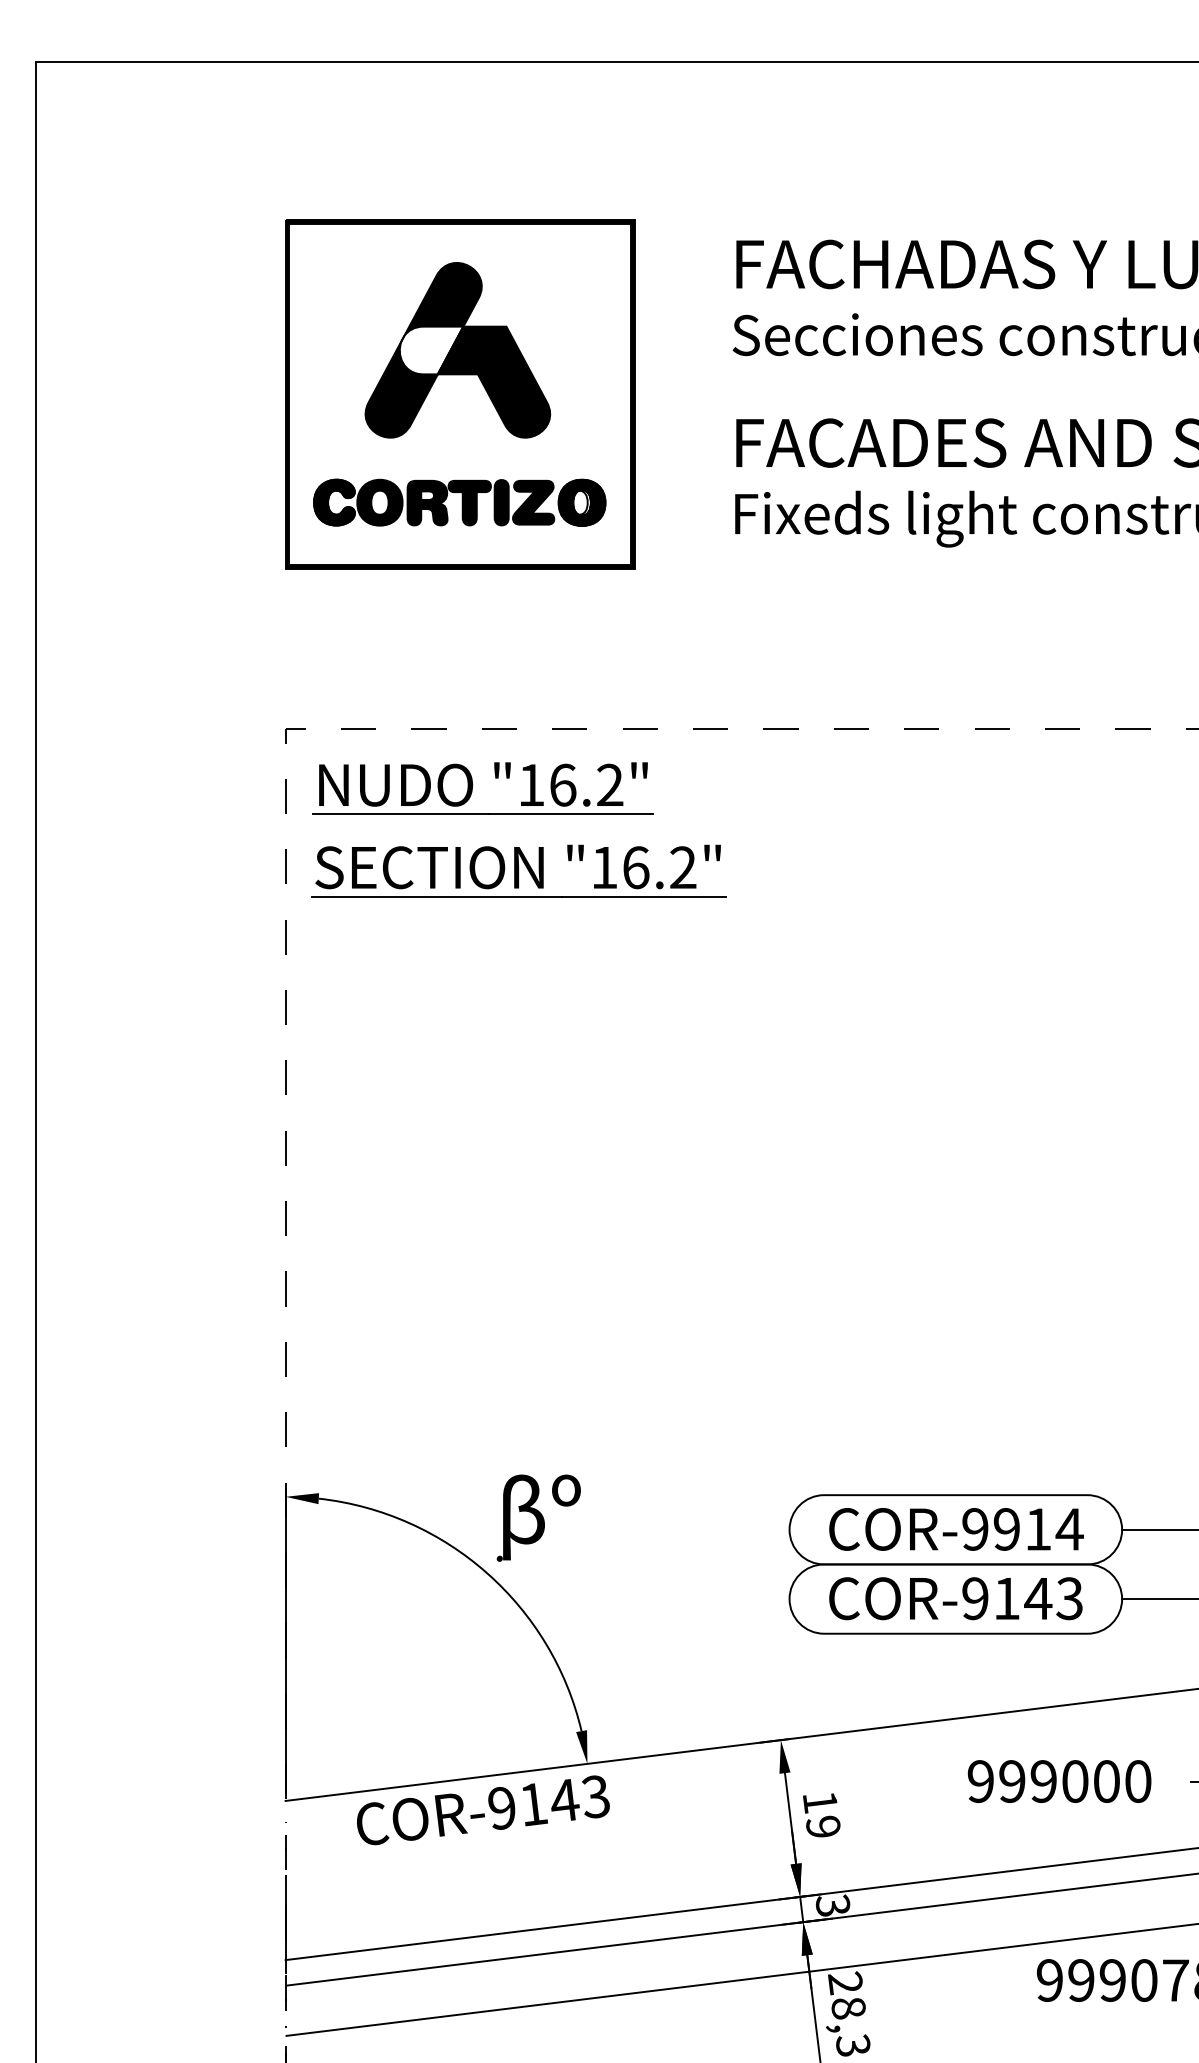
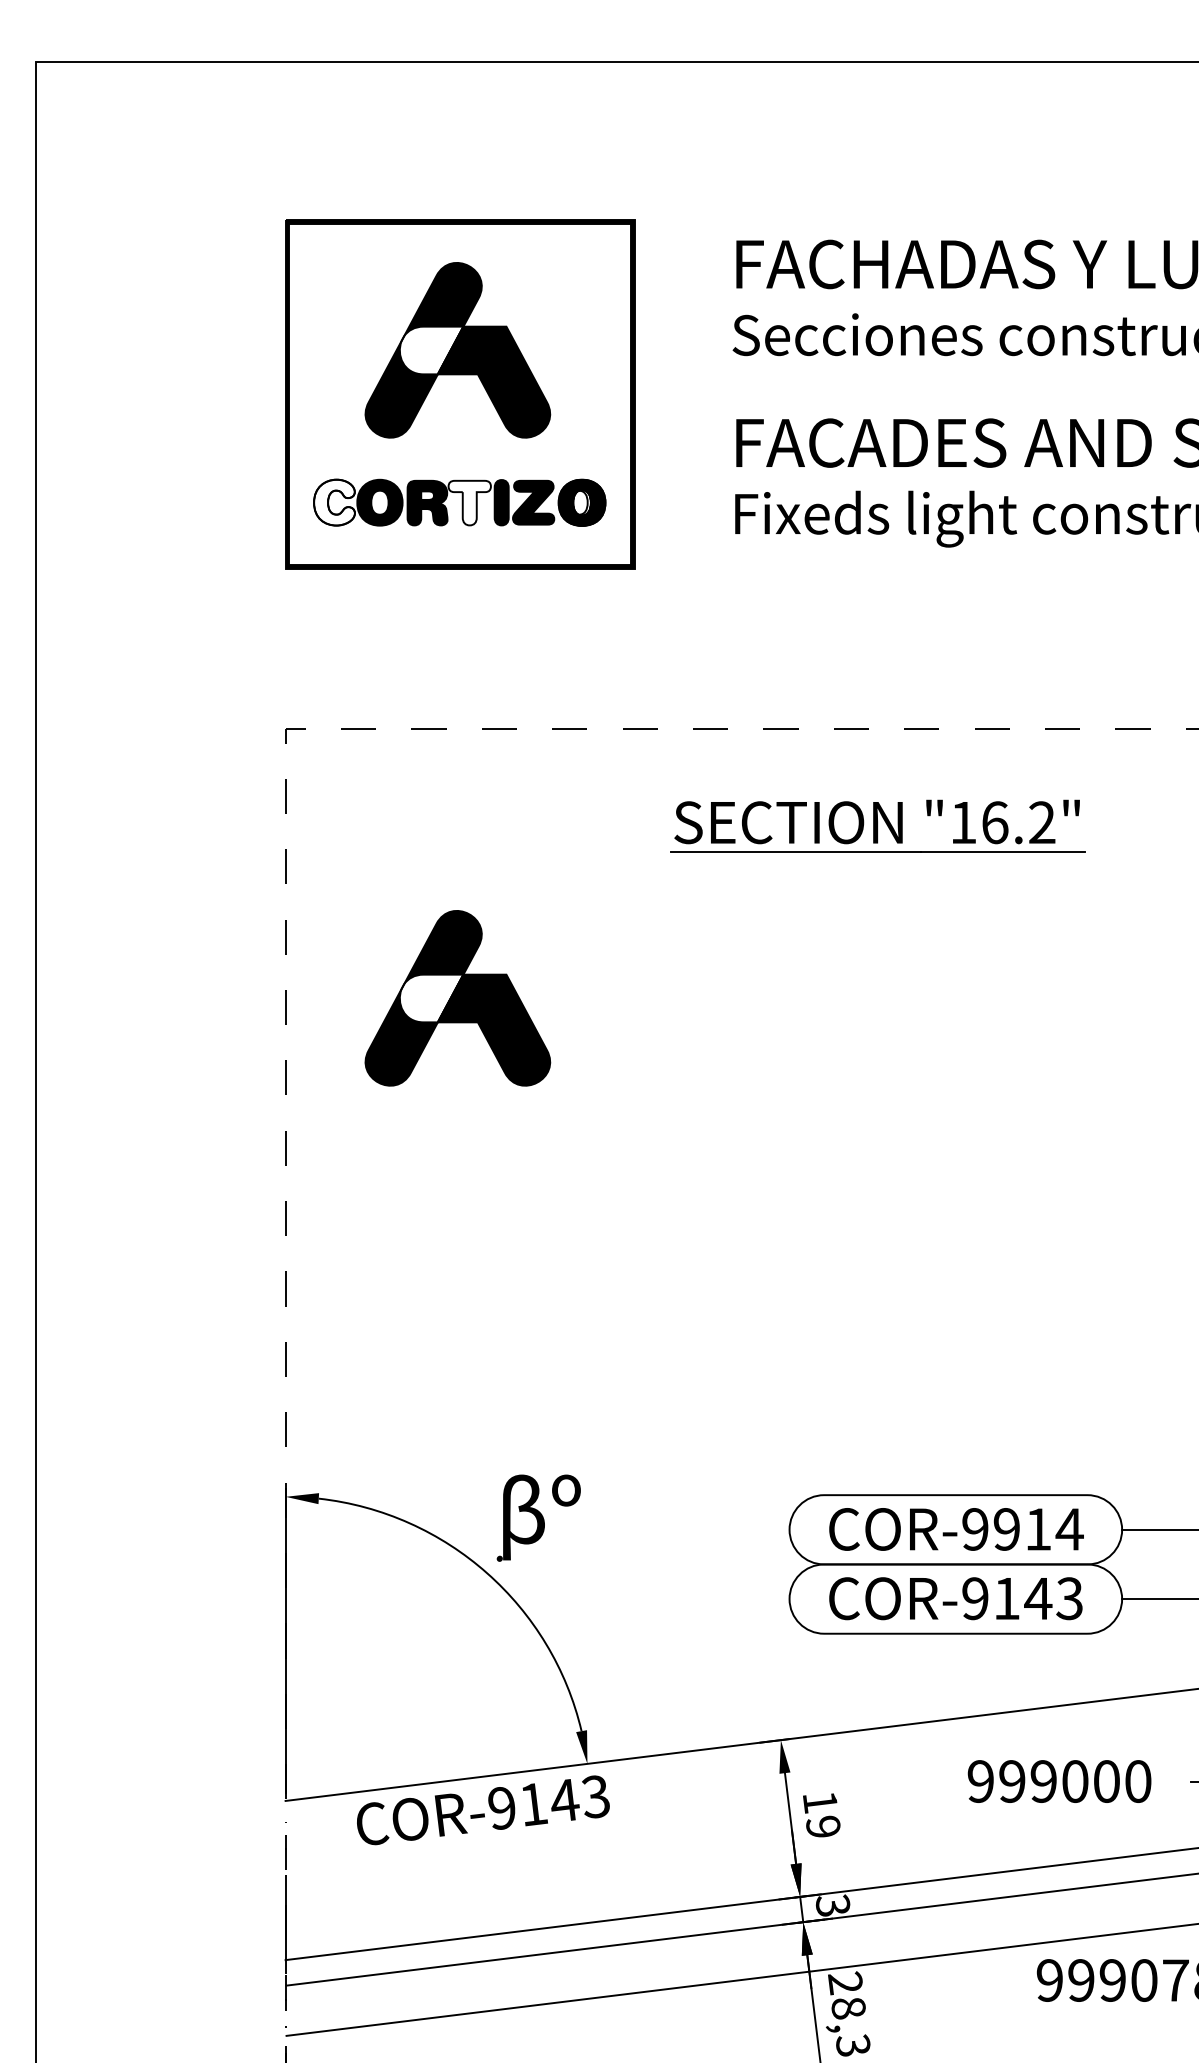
fill: present -> none (334, 502)
fill: present -> none (469, 502)
part: present -> none (472, 788)
part position: (518, 870) -> (877, 825) (877, 825)
part: none -> present (457, 998)
